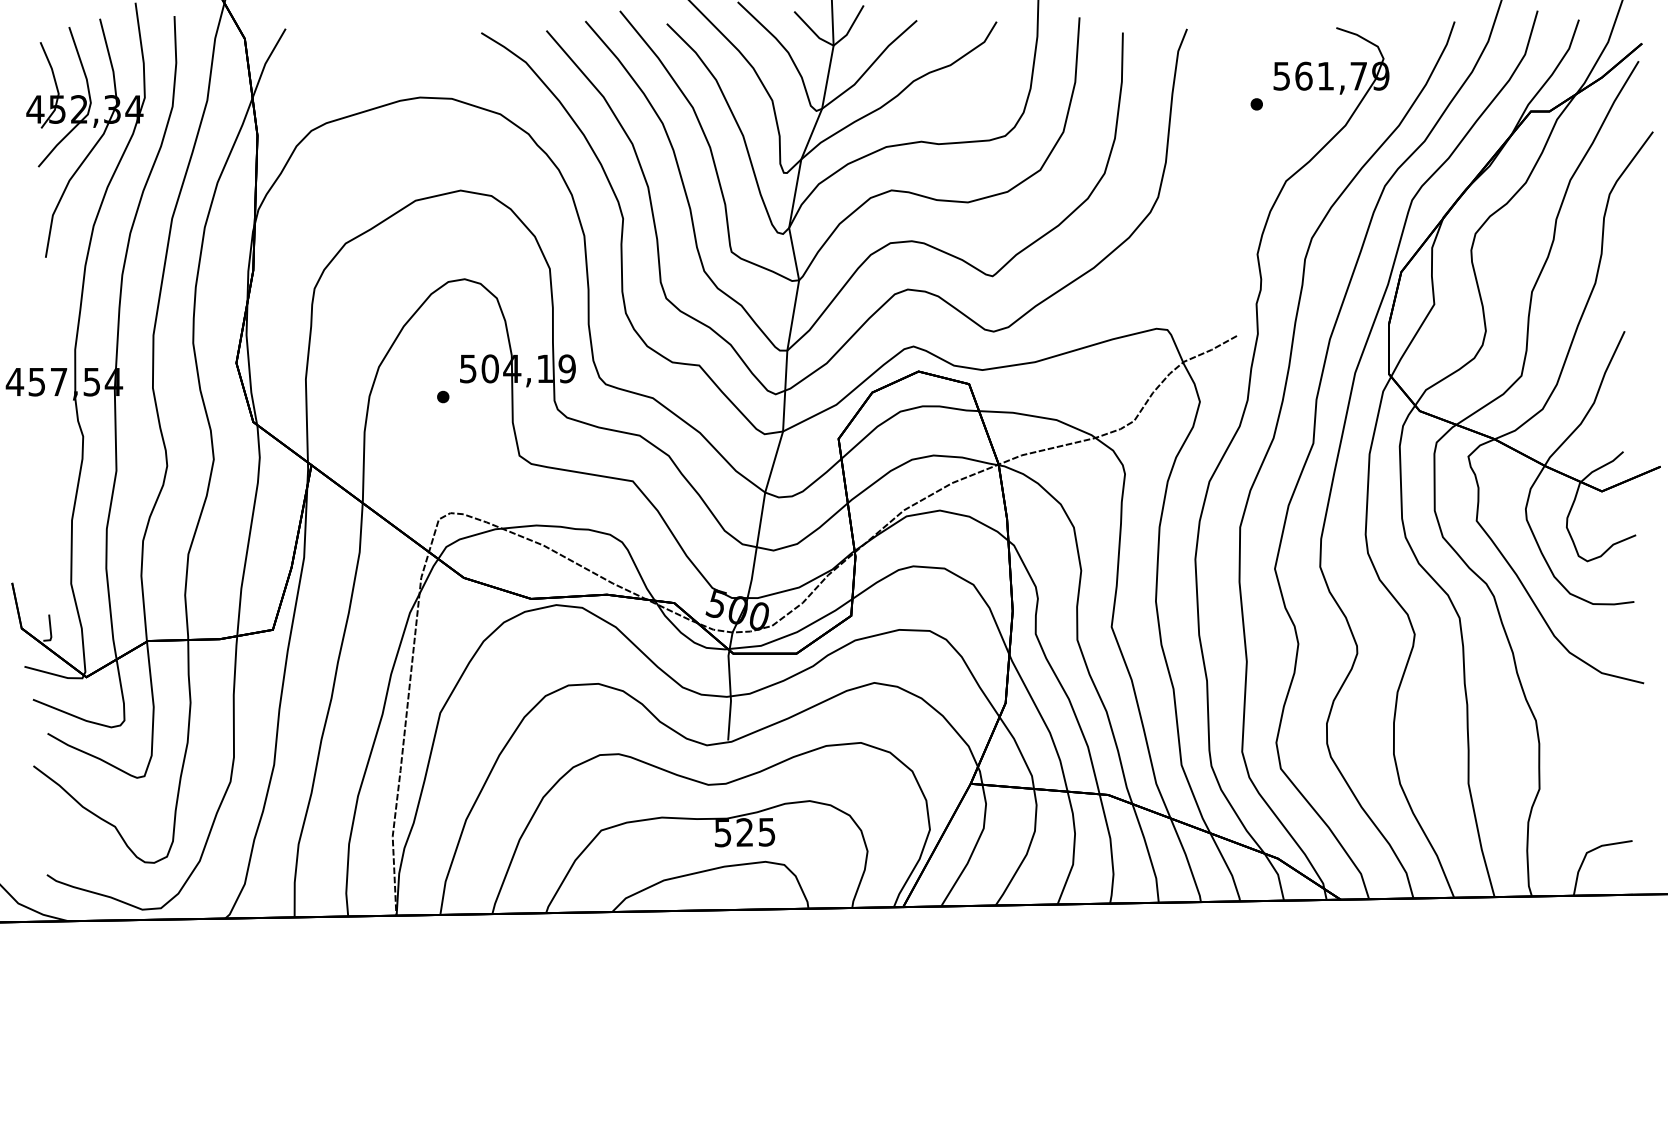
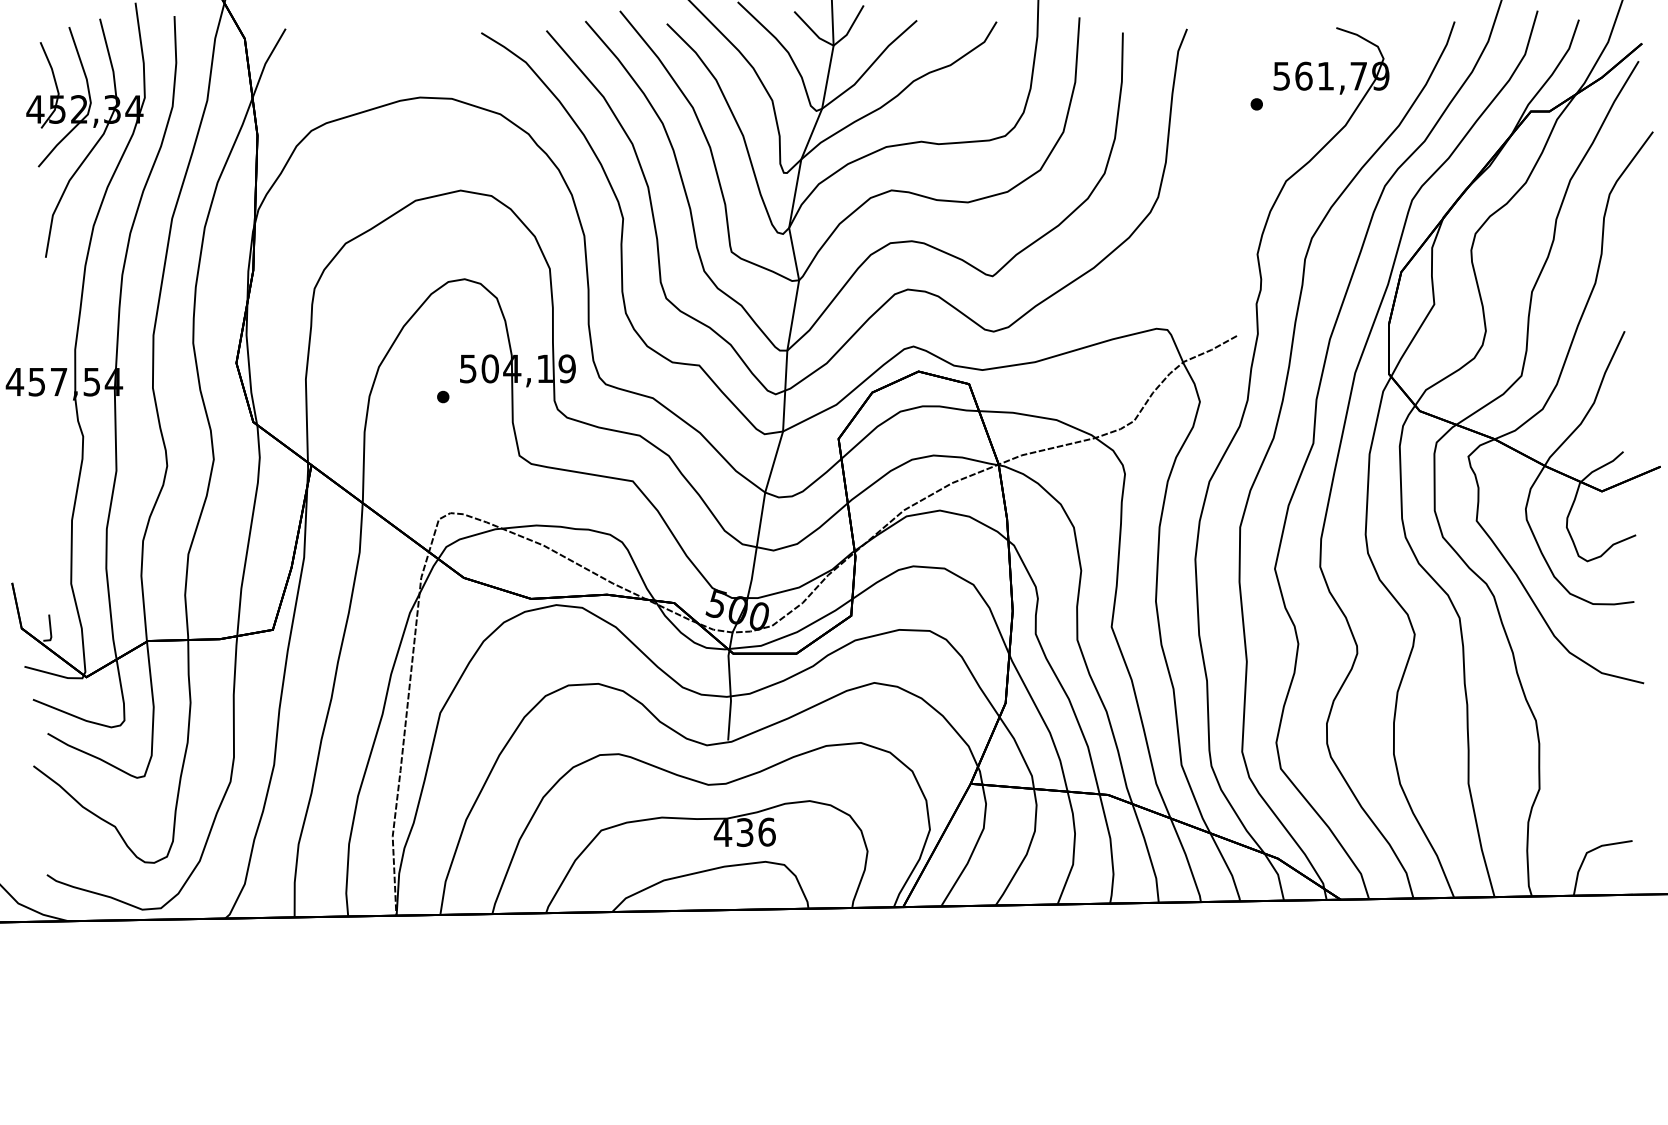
text: 525 -> 436 (744, 832)
